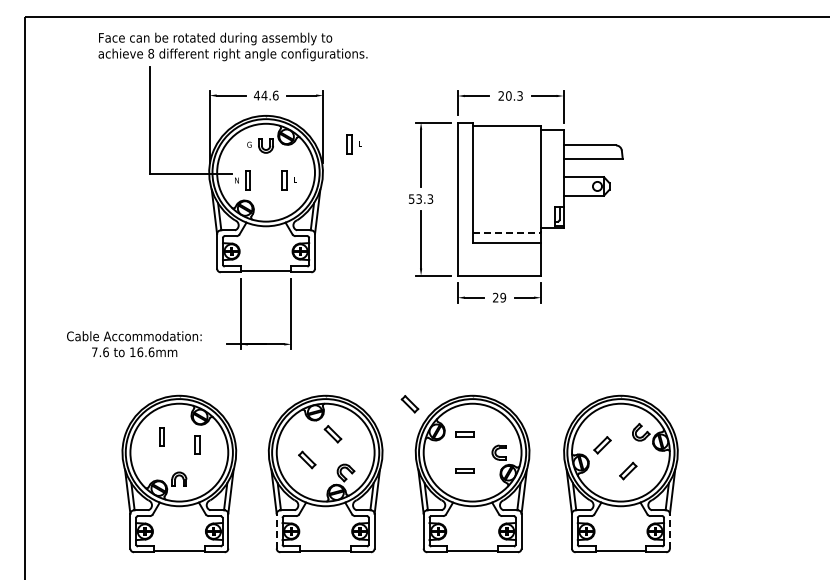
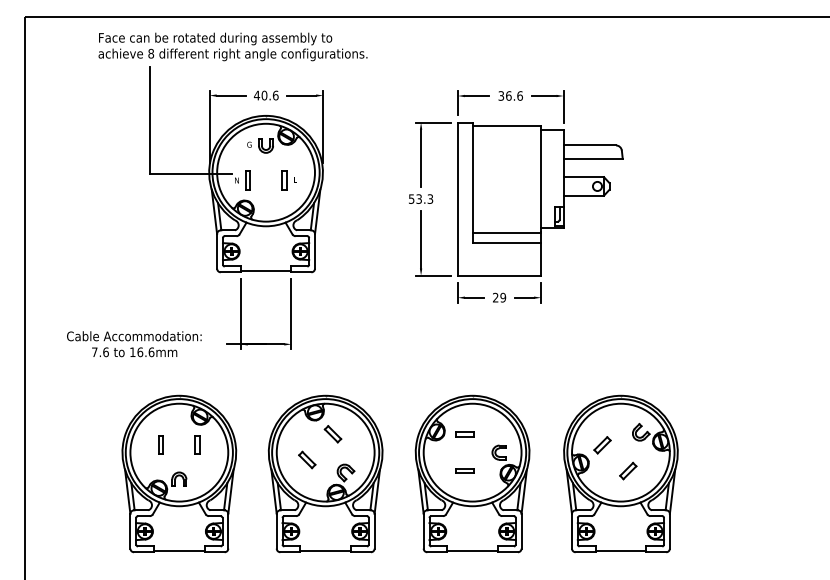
text: 44.6 -> 40.6 (264, 95)
text: 20.3 -> 36.6 (510, 95)
part: present -> none (353, 144)
line: dashed -> solid (507, 232)
part: present -> none (409, 404)
part position: (161, 436) -> (160, 444) (160, 444)
line: dashed -> solid (276, 530)
line: dashed -> solid (669, 530)
